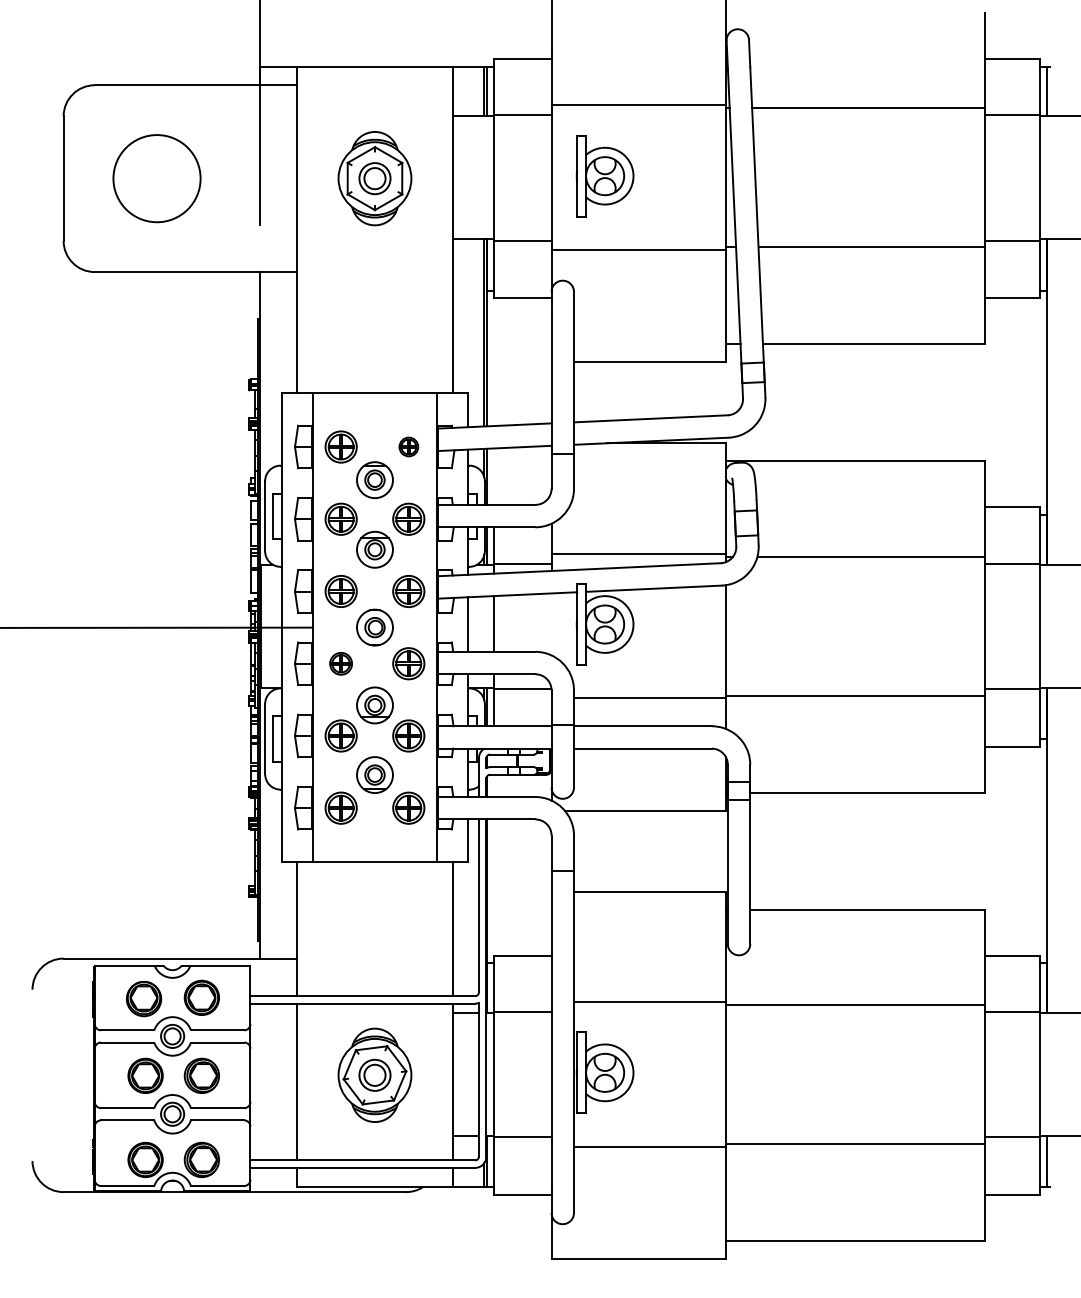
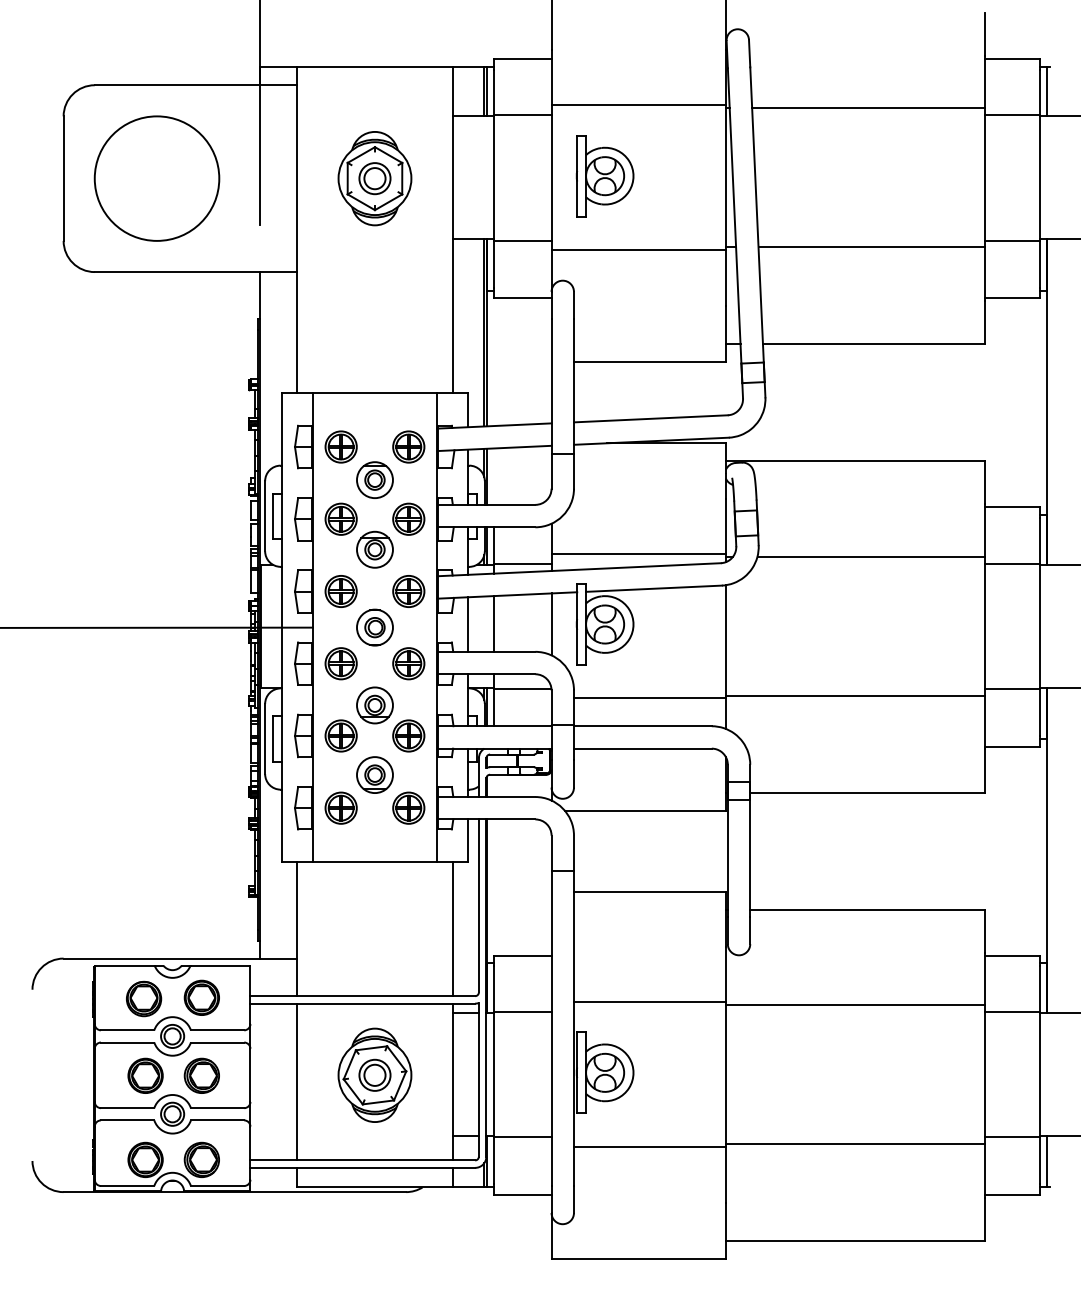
circle diameter: 87 px -> 125 px (156, 178)
part size: 22x22 px -> 34x34 px (408, 446)
line: none -> present (551, 624)
part size: 24x24 px -> 34x34 px (340, 663)
